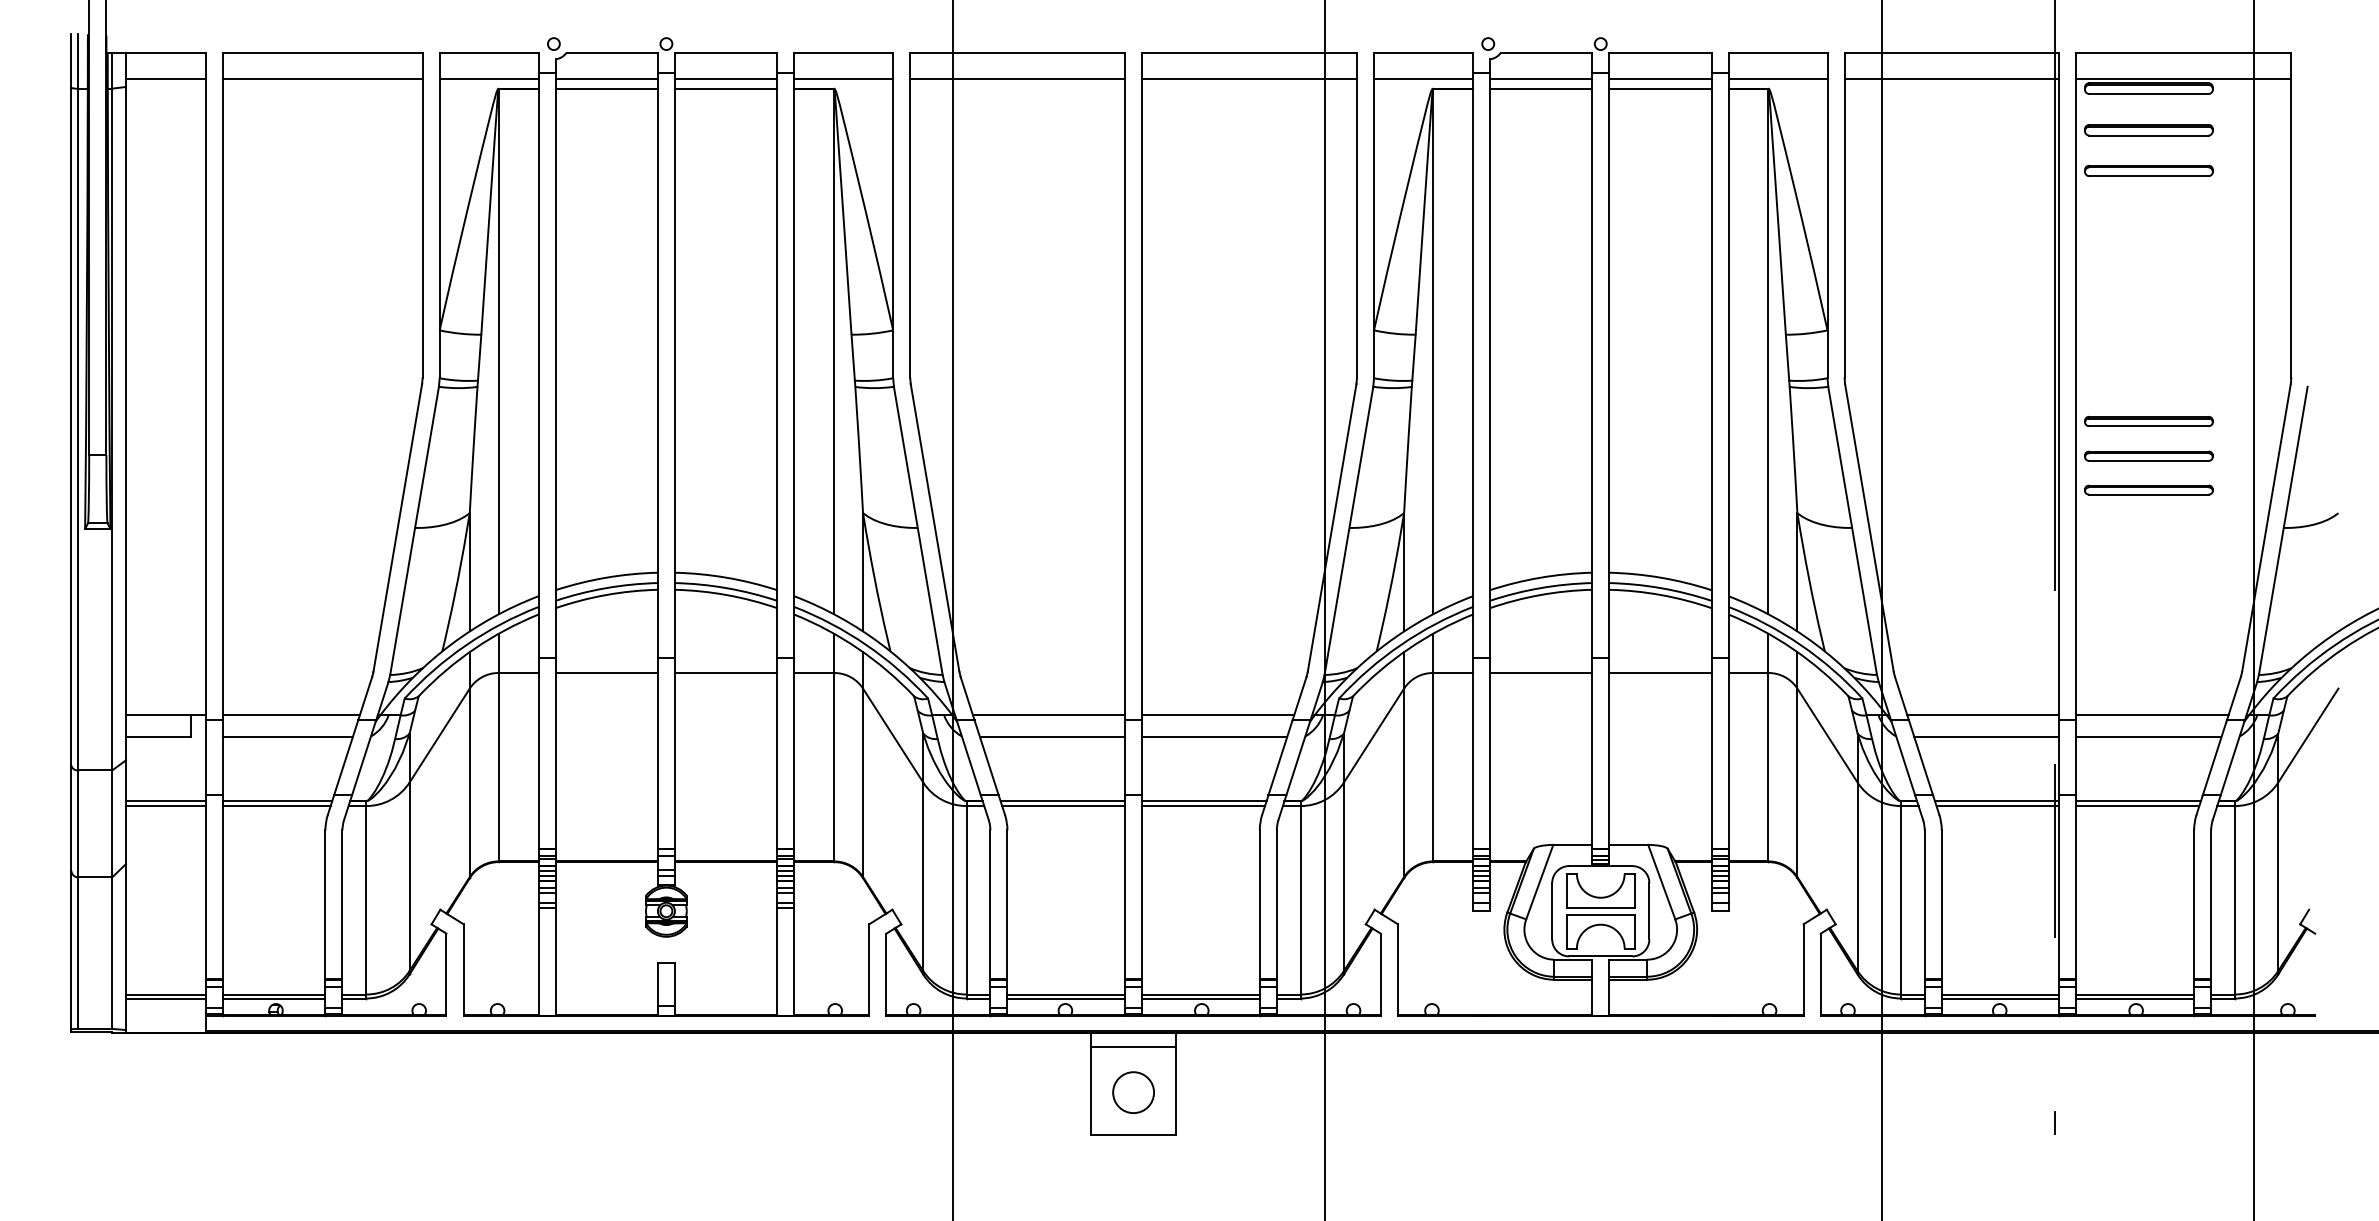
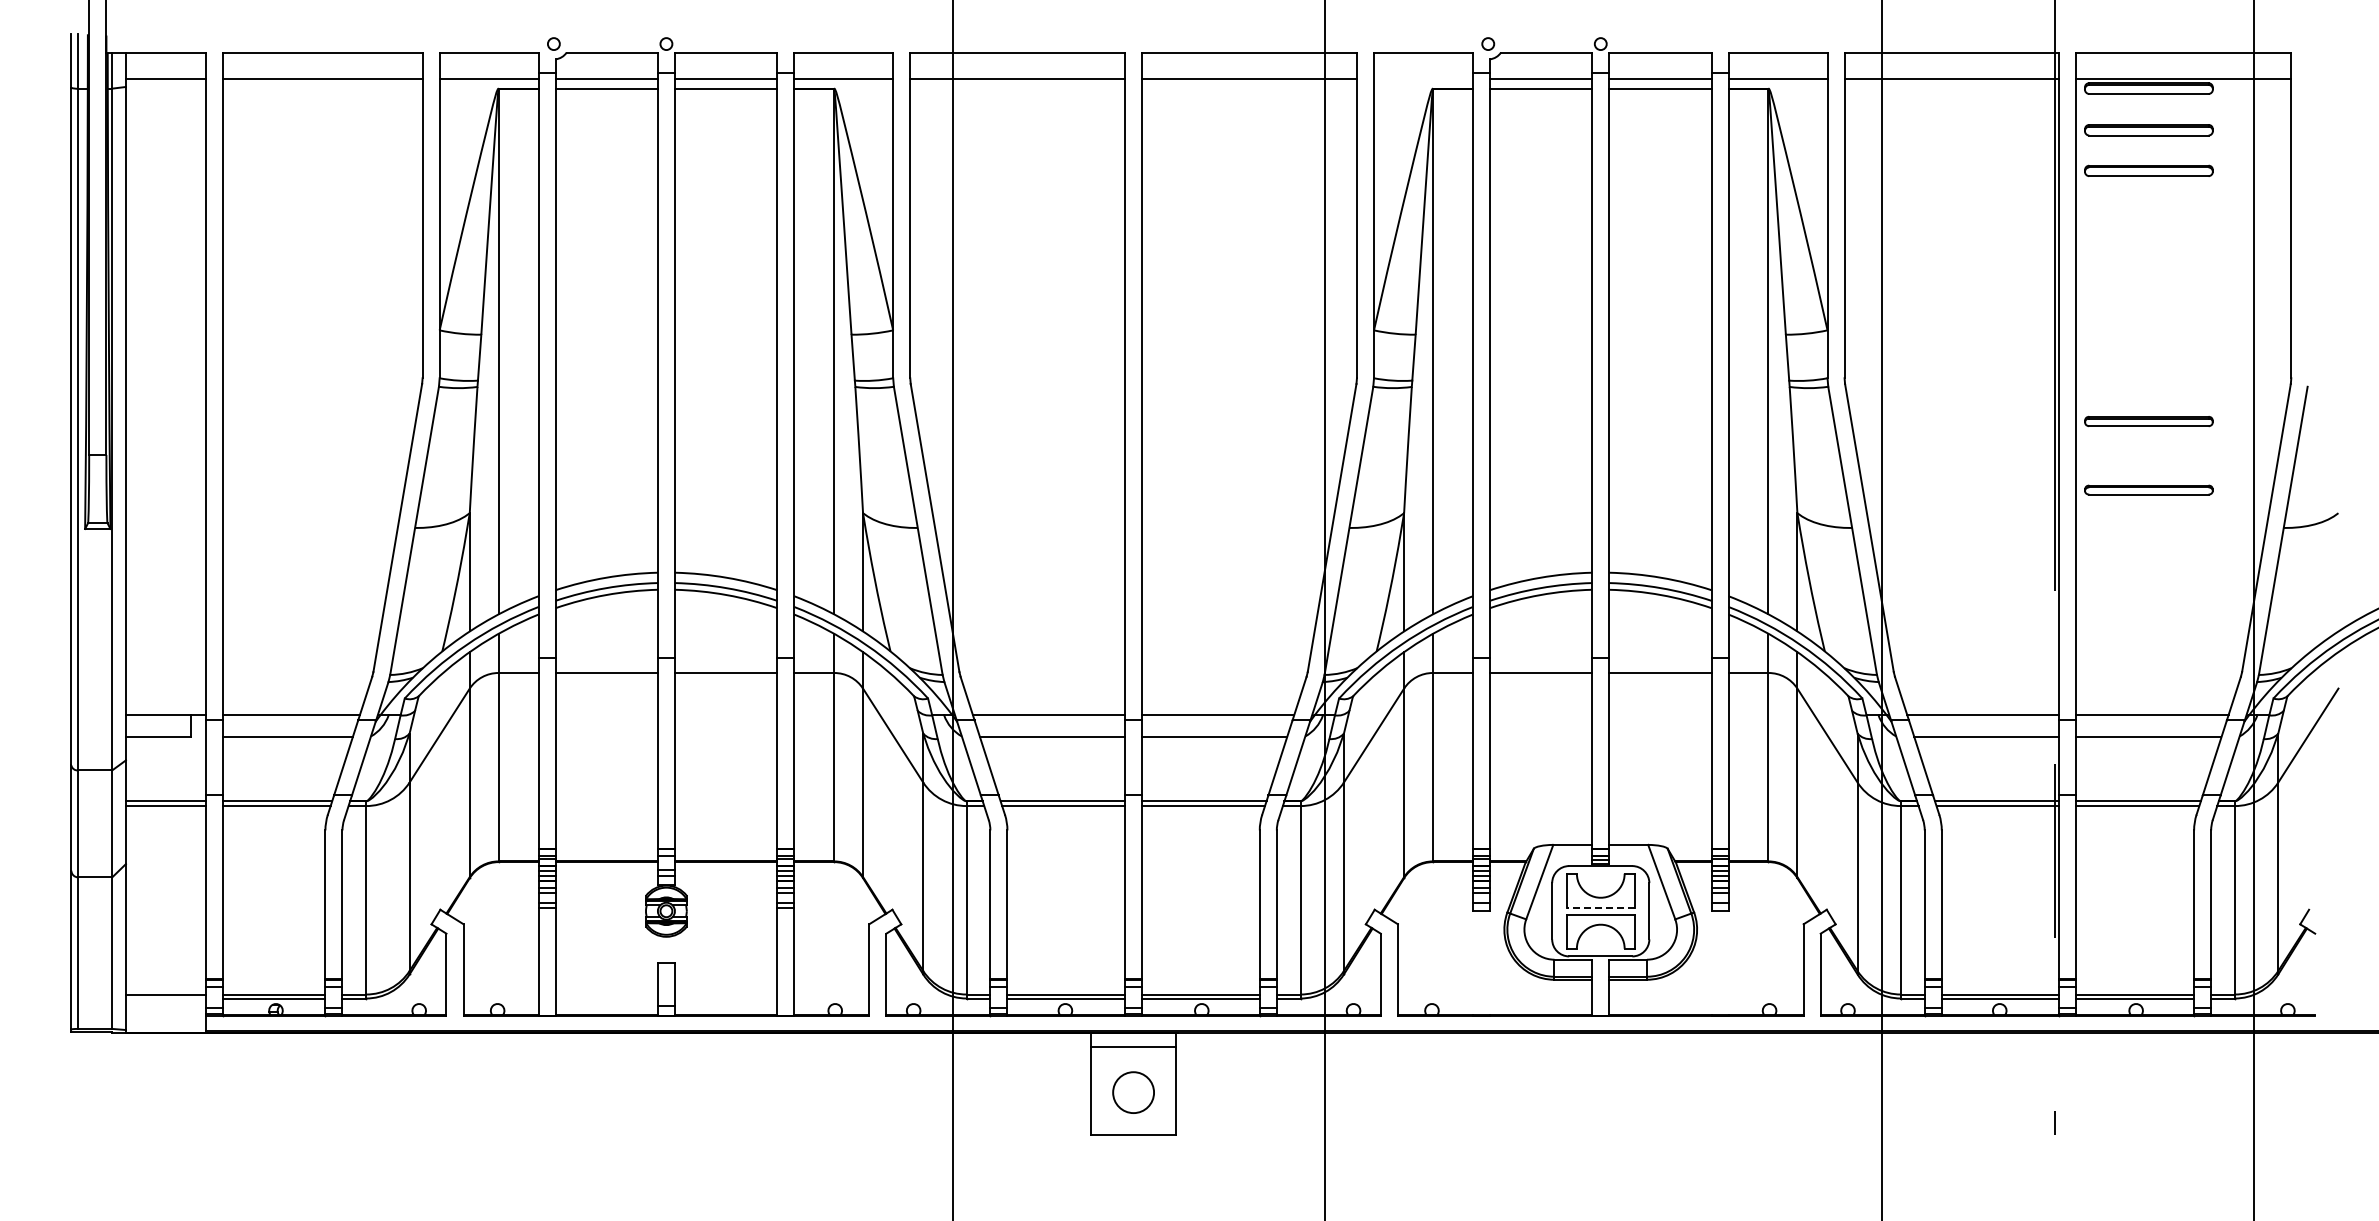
line: present -> none (1423, 79)
part: present -> none (2148, 455)
line: solid -> dashed (1600, 907)
line: present -> none (165, 998)
